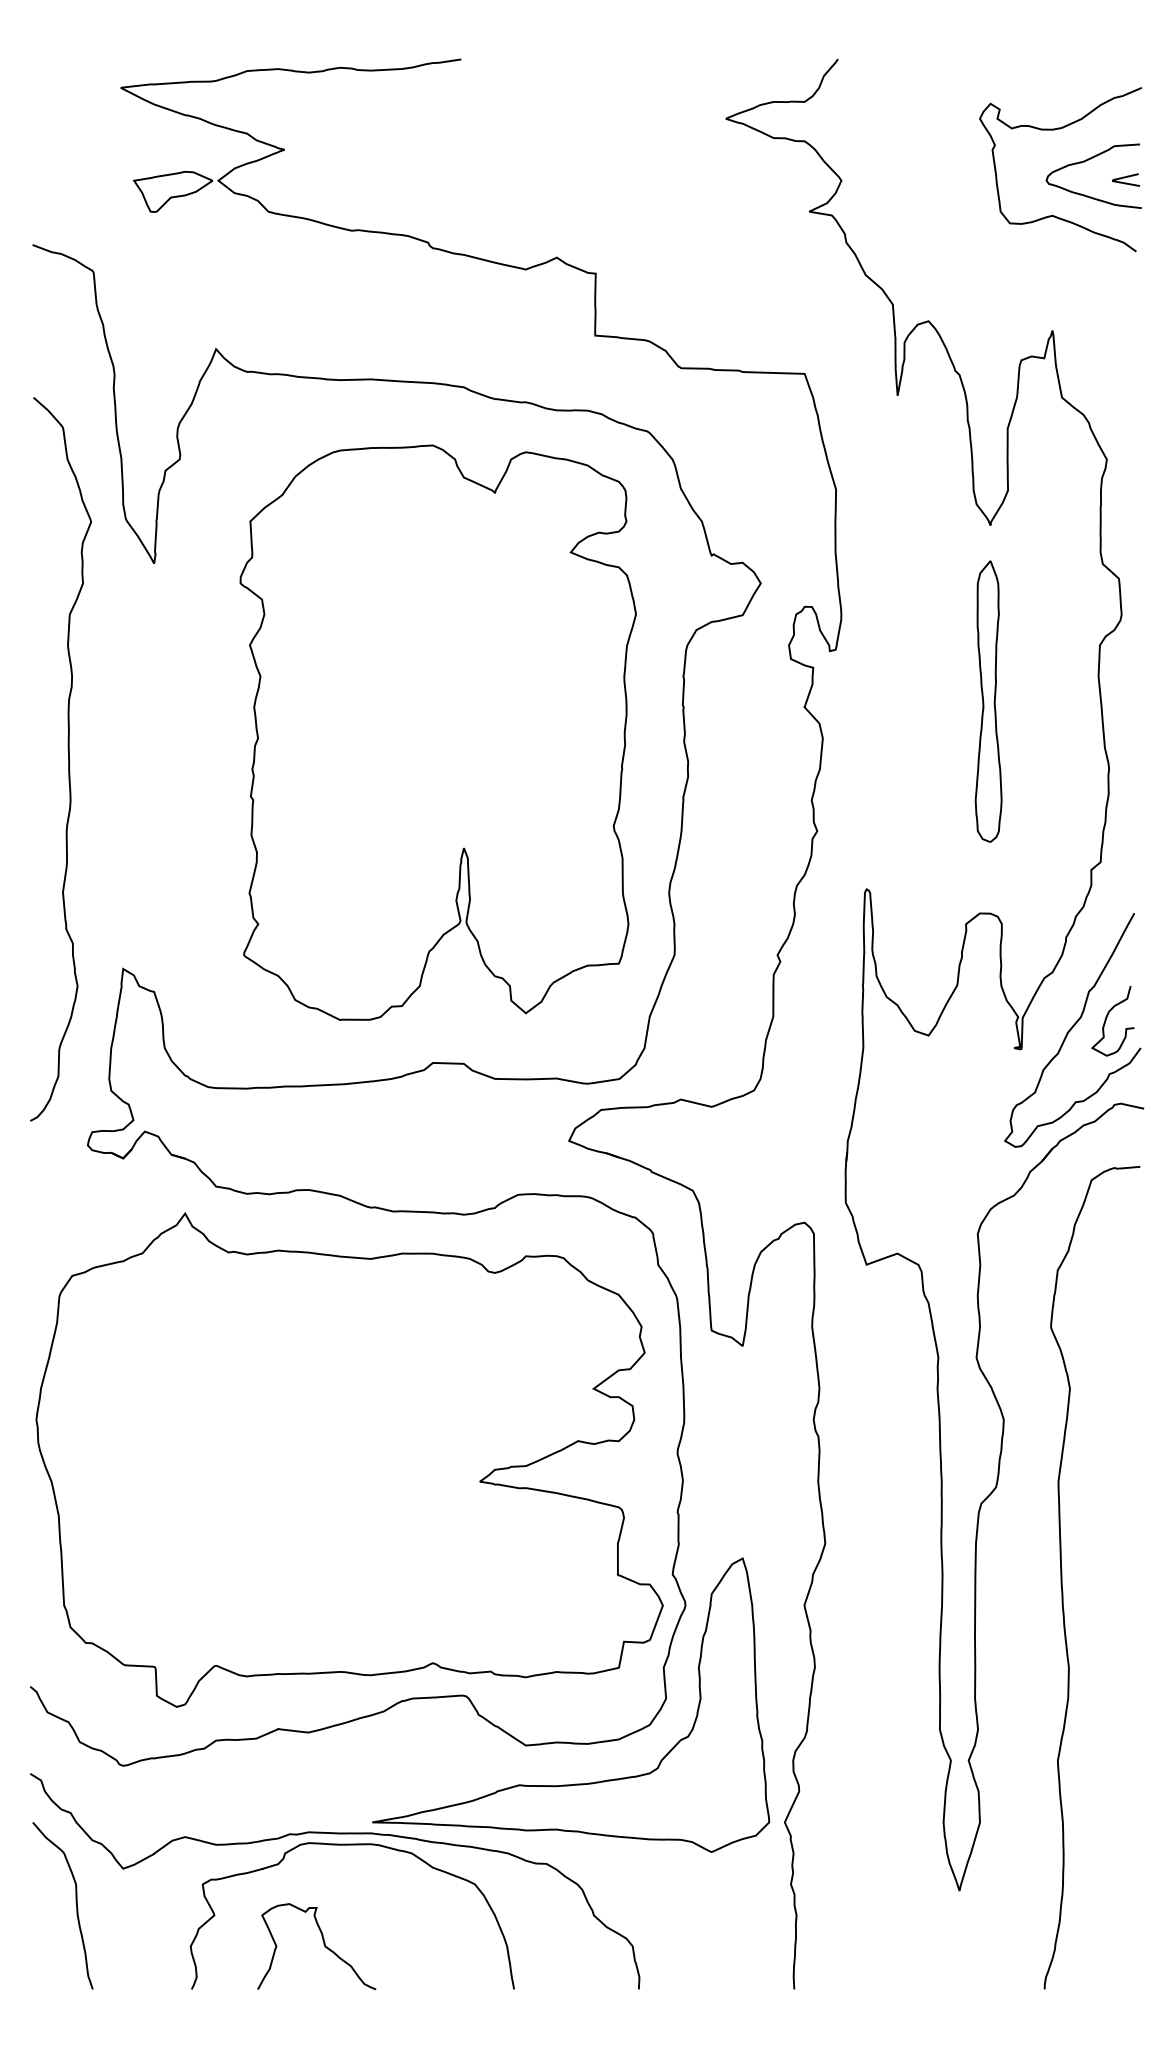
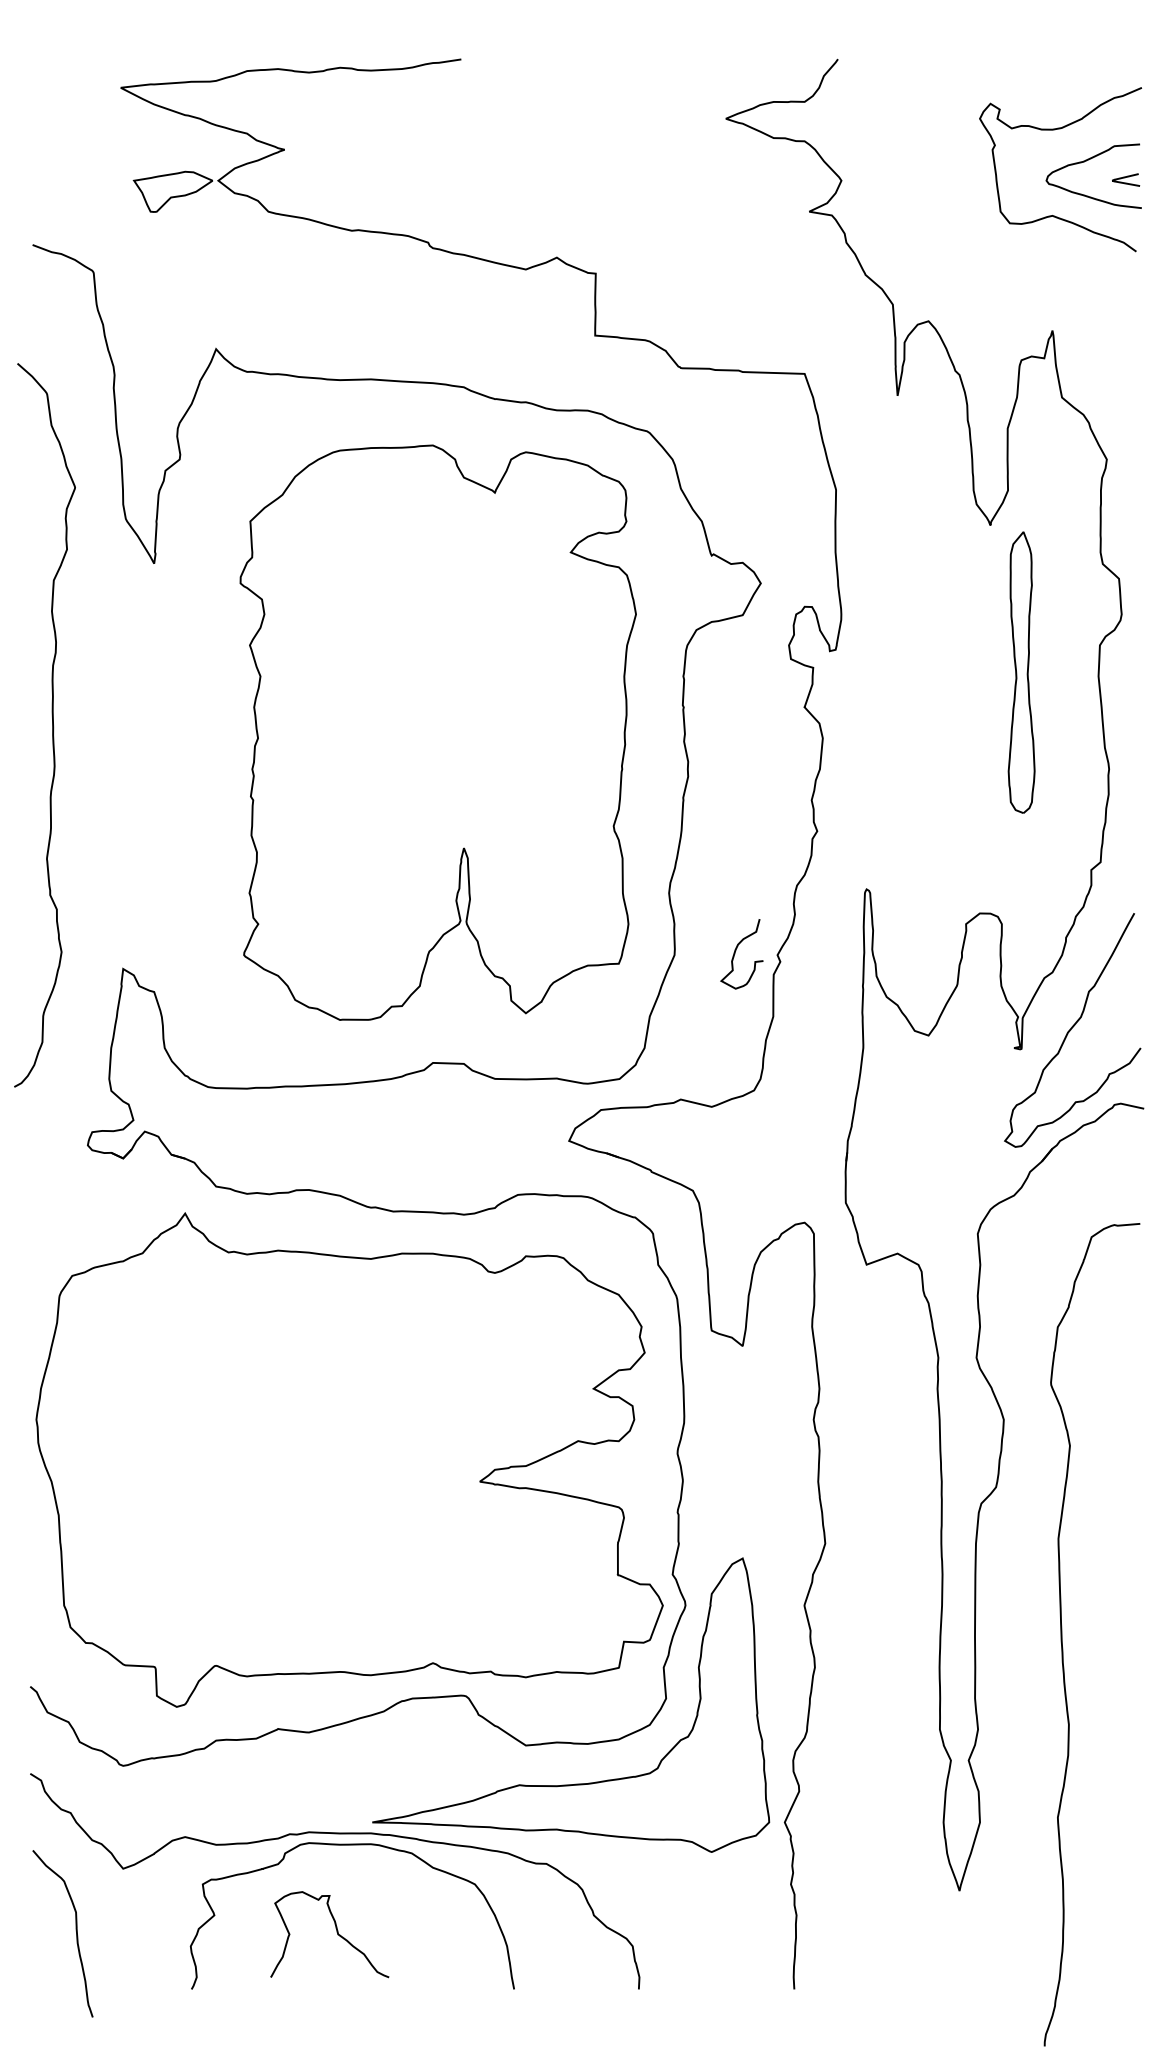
part position: (988, 701) -> (1021, 672) (1021, 672)
curve position: (68, 759) -> (52, 725) (52, 725)
curve position: (1106, 1021) -> (735, 954) (735, 954)
curve position: (1062, 1577) -> (1062, 1634) (1062, 1634)
curve position: (75, 1902) -> (75, 1930) (75, 1930)
curve position: (323, 1944) -> (336, 1932) (336, 1932)
